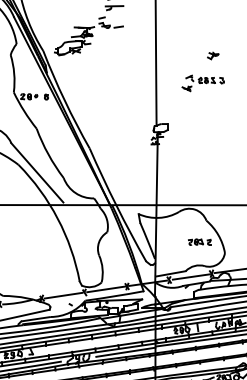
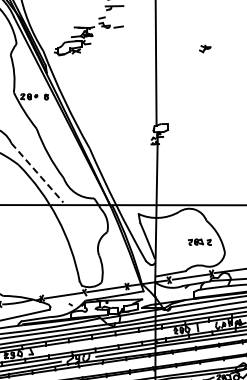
part position: (213, 55) -> (205, 48) (205, 48)
part: present -> none (202, 83)
line: solid -> dashed (37, 173)
